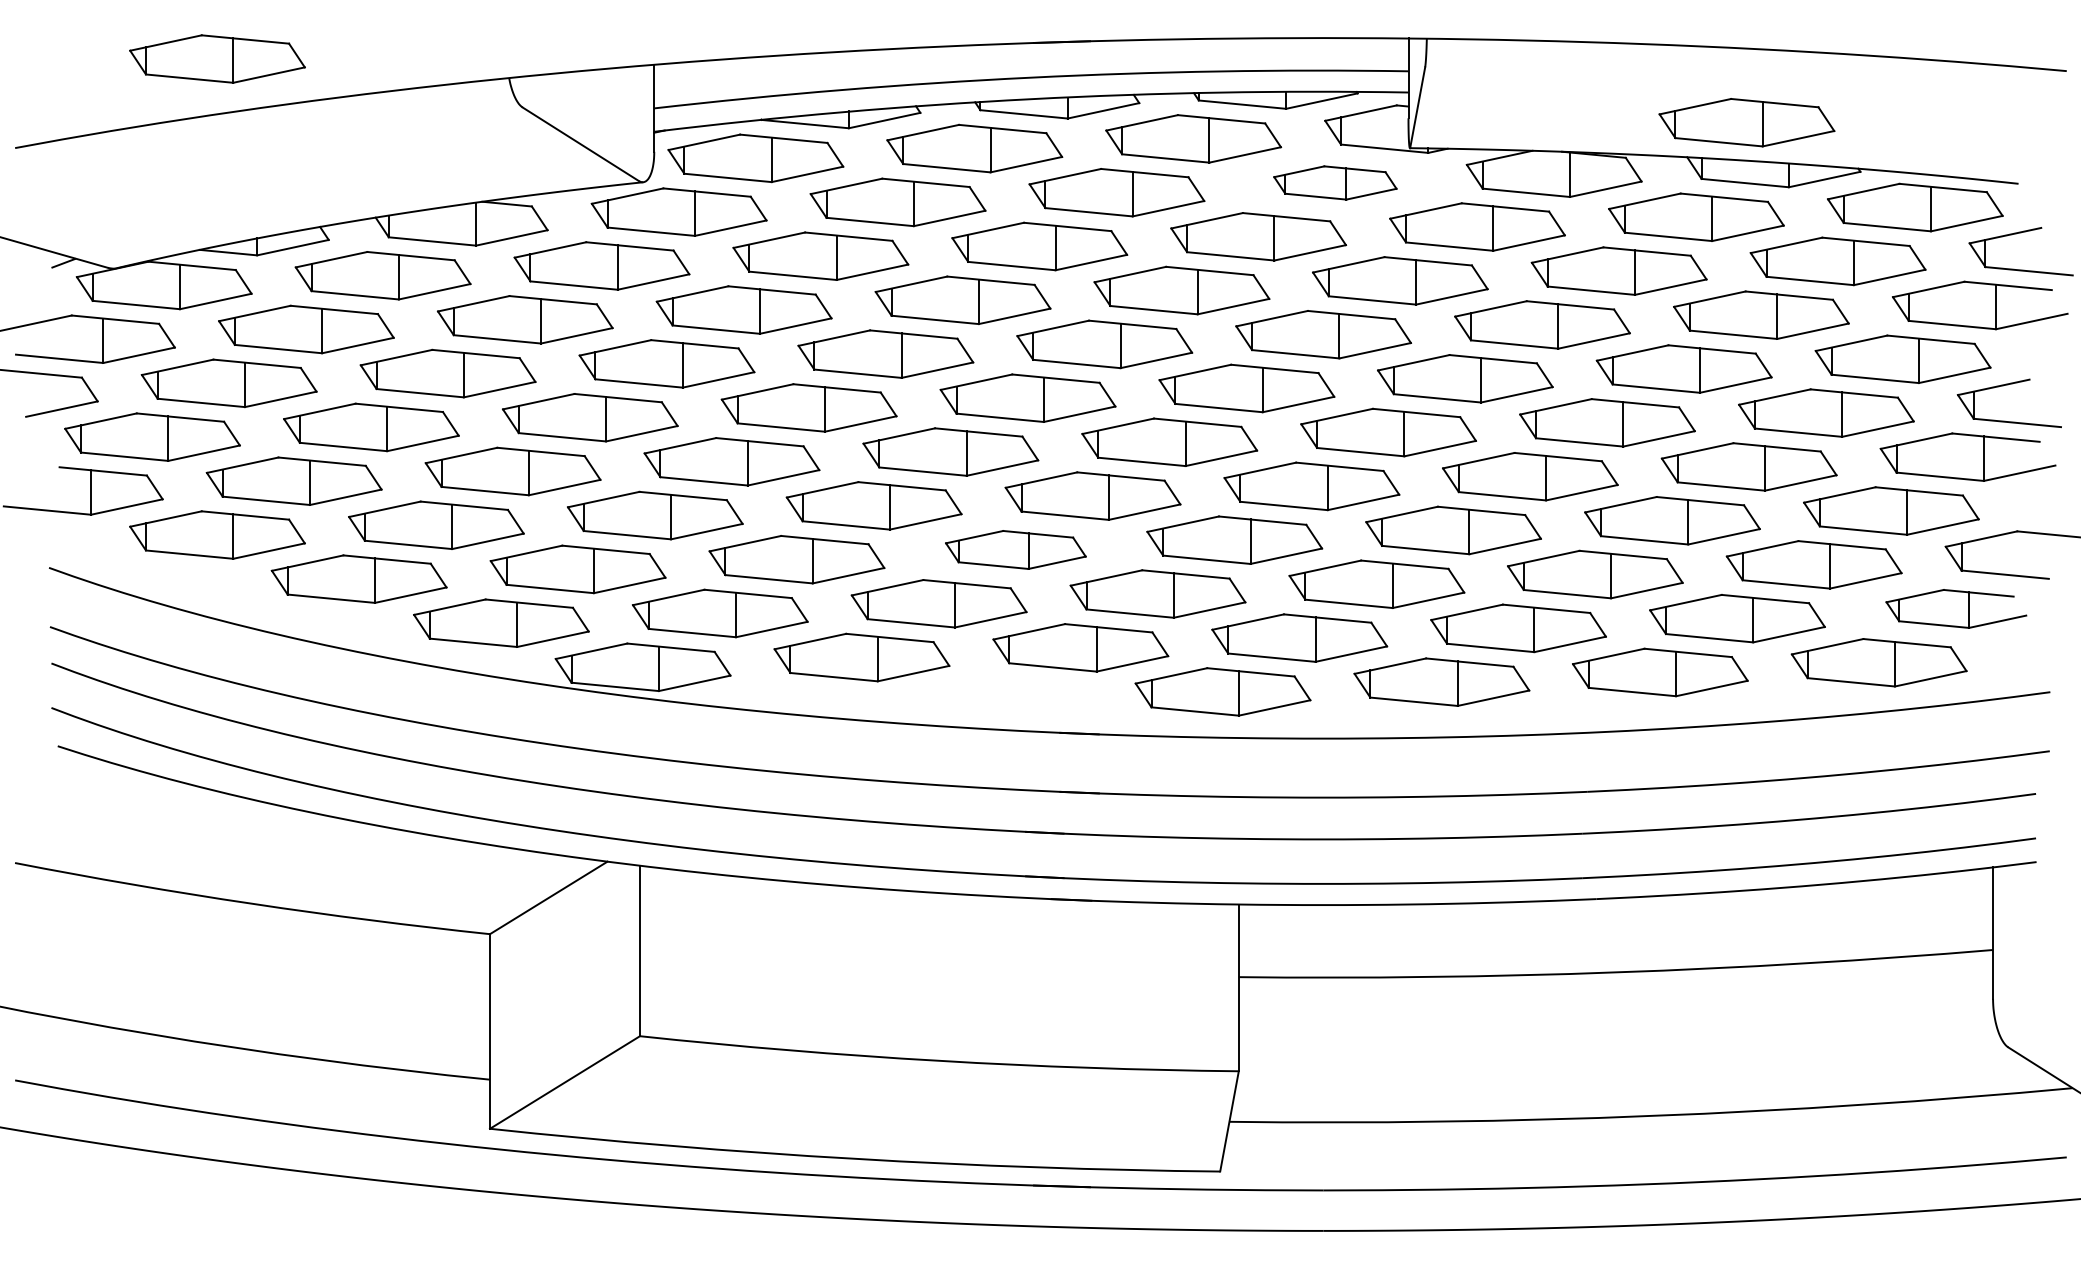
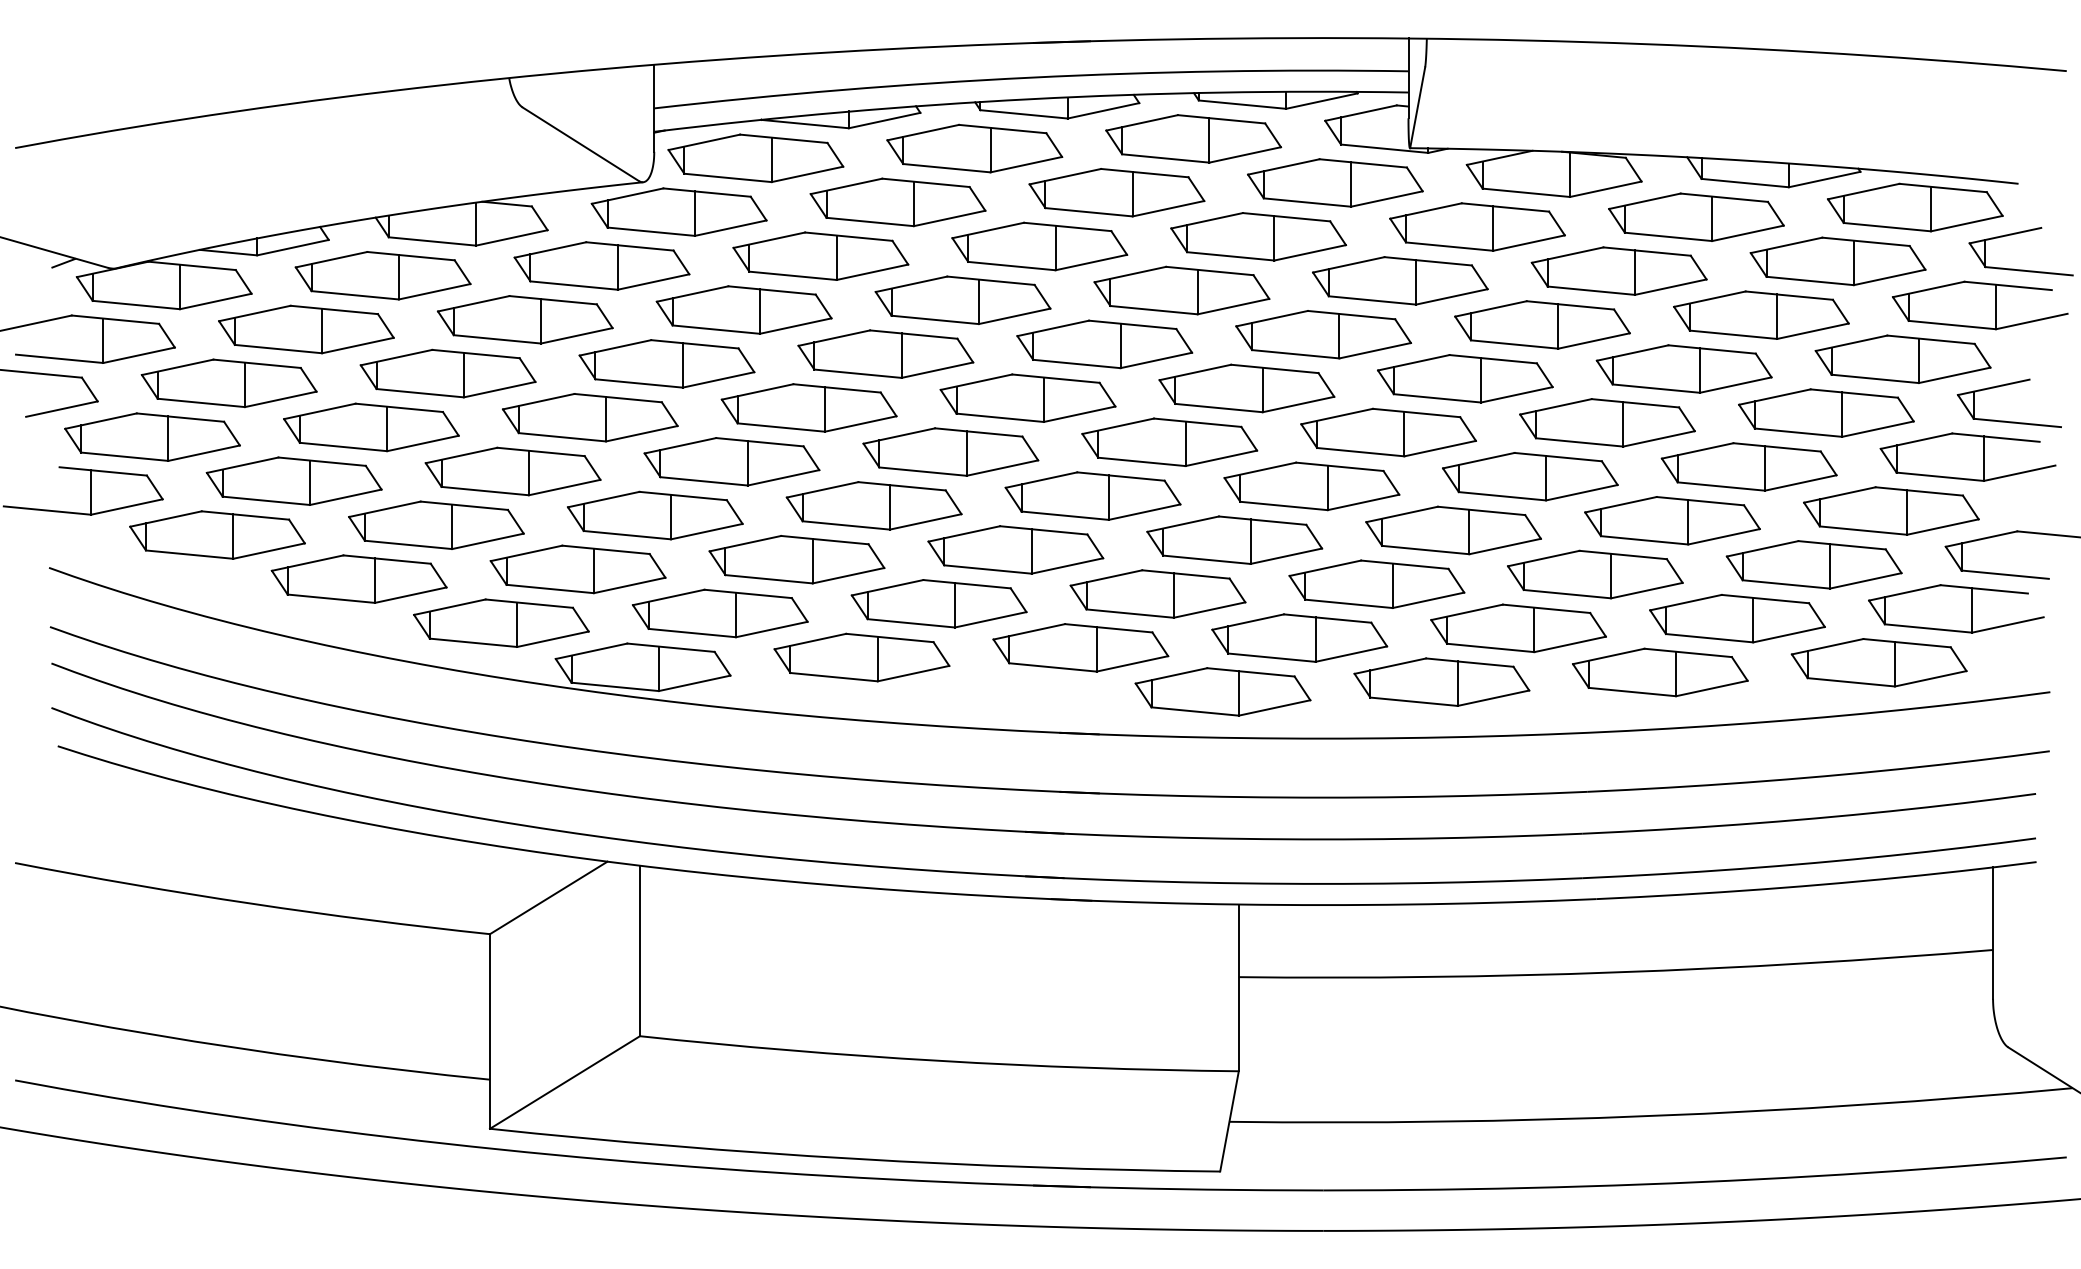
part: present -> none (217, 58)
part: present -> none (1746, 122)
part size: 125x36 px -> 177x50 px (1335, 182)
part size: 142x40 px -> 178x50 px (1015, 549)
part size: 143x40 px -> 177x50 px (1956, 608)
